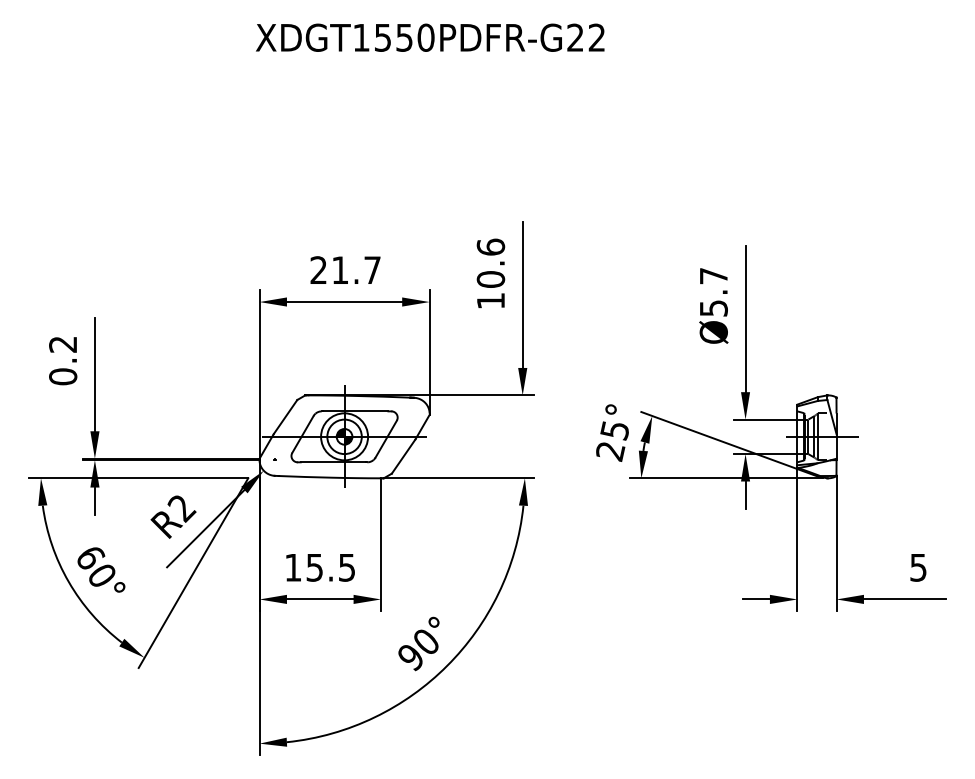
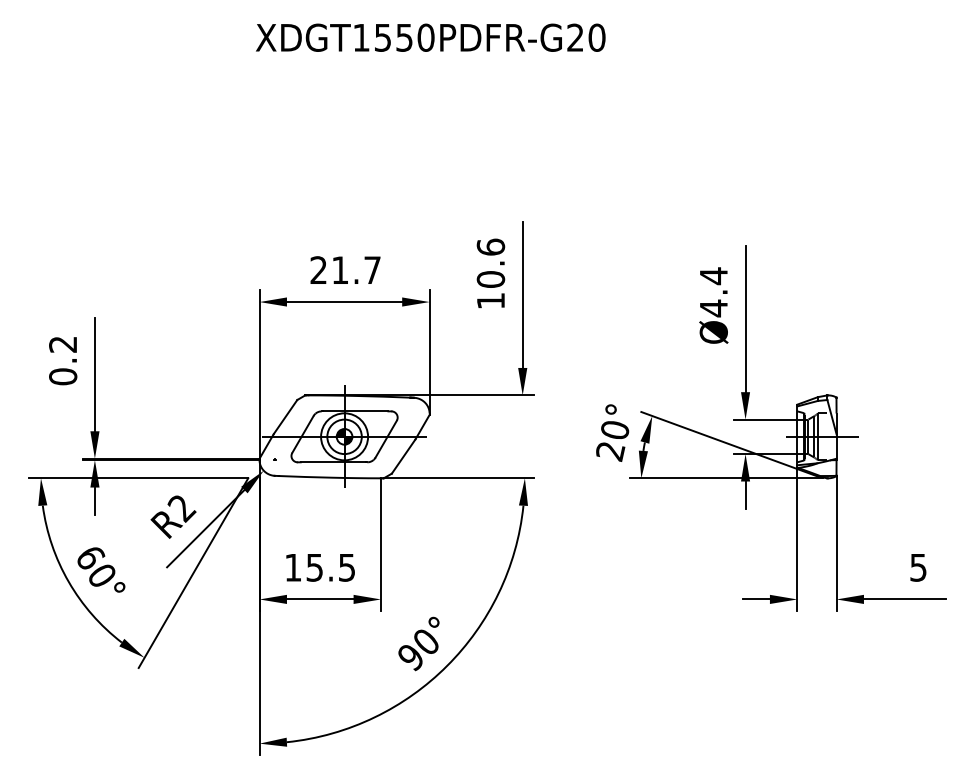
text: XDGT1550PDFR-G22 -> XDGT1550PDFR-G20 (596, 37)
text: Ø5.7 -> Ø4.4 (713, 292)
text: 25° -> 20° (614, 430)
